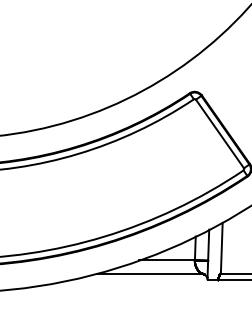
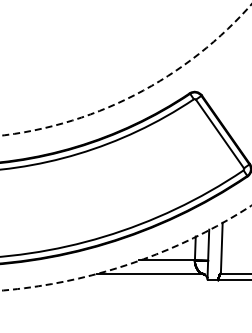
arc: solid -> dashed (139, 92)
arc: solid -> dashed (133, 262)
